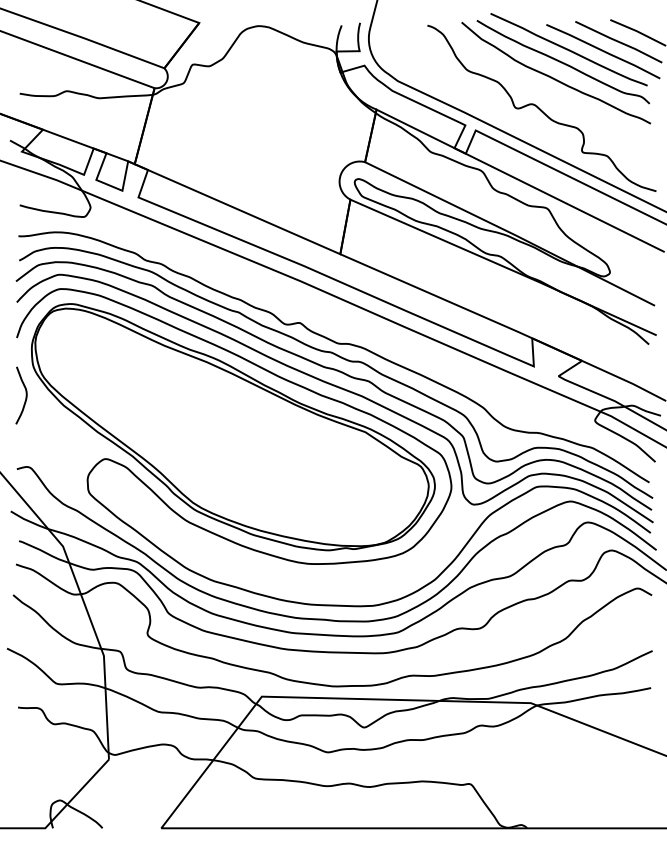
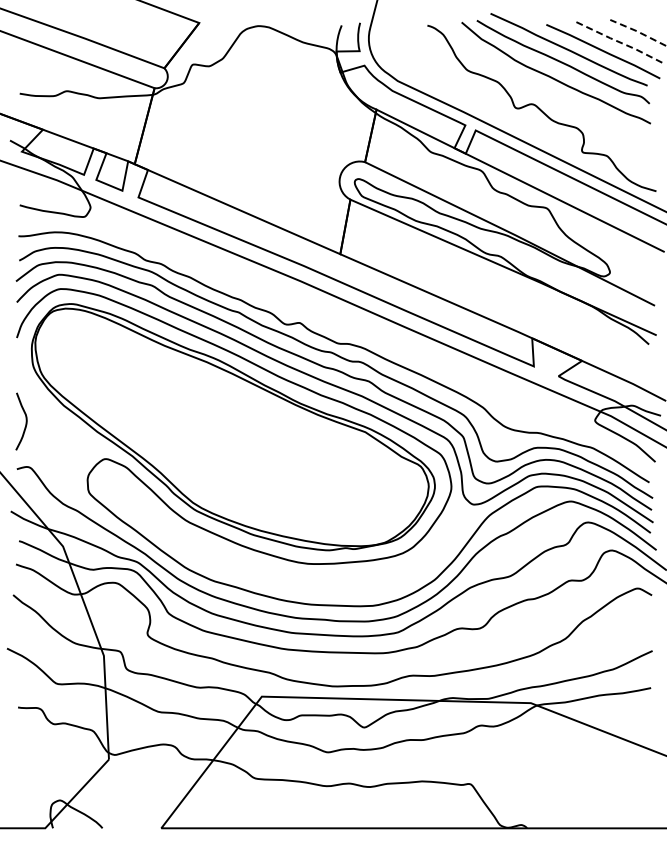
line: solid -> dashed (637, 31)
line: solid -> dashed (619, 42)
curve position: (25, 395) -> (25, 421) (25, 421)
